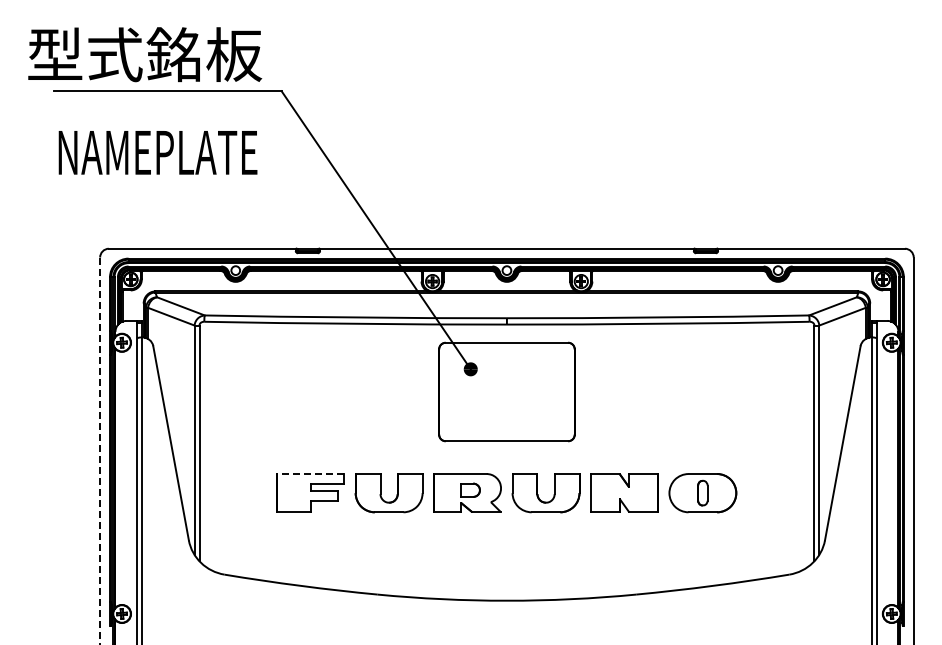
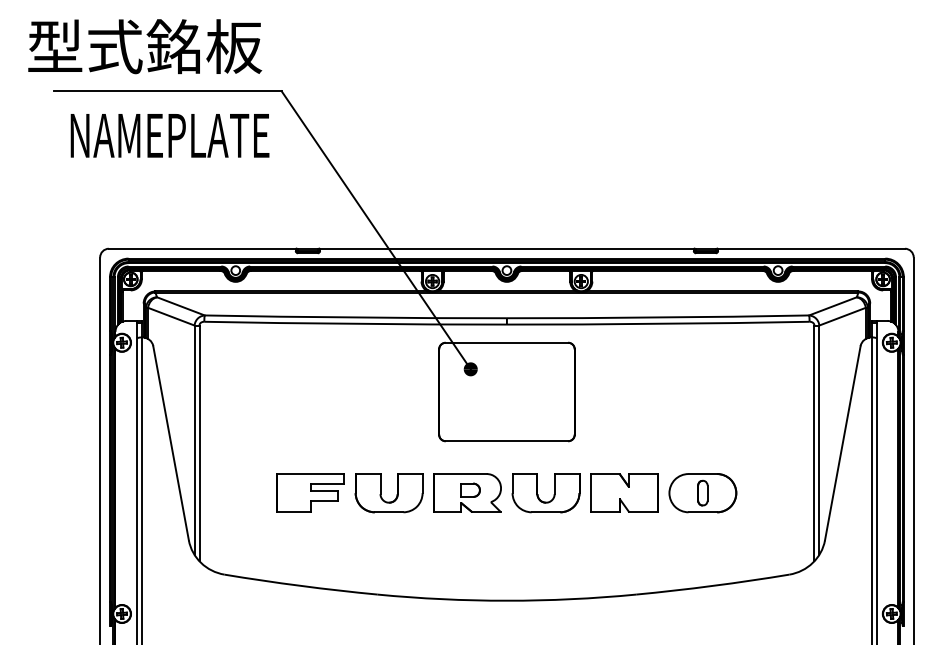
text position: (145, 54) -> (145, 46) (145, 46)
text position: (157, 152) -> (169, 135) (169, 135)
line: dashed -> solid (100, 451)
line: dashed -> solid (310, 474)
